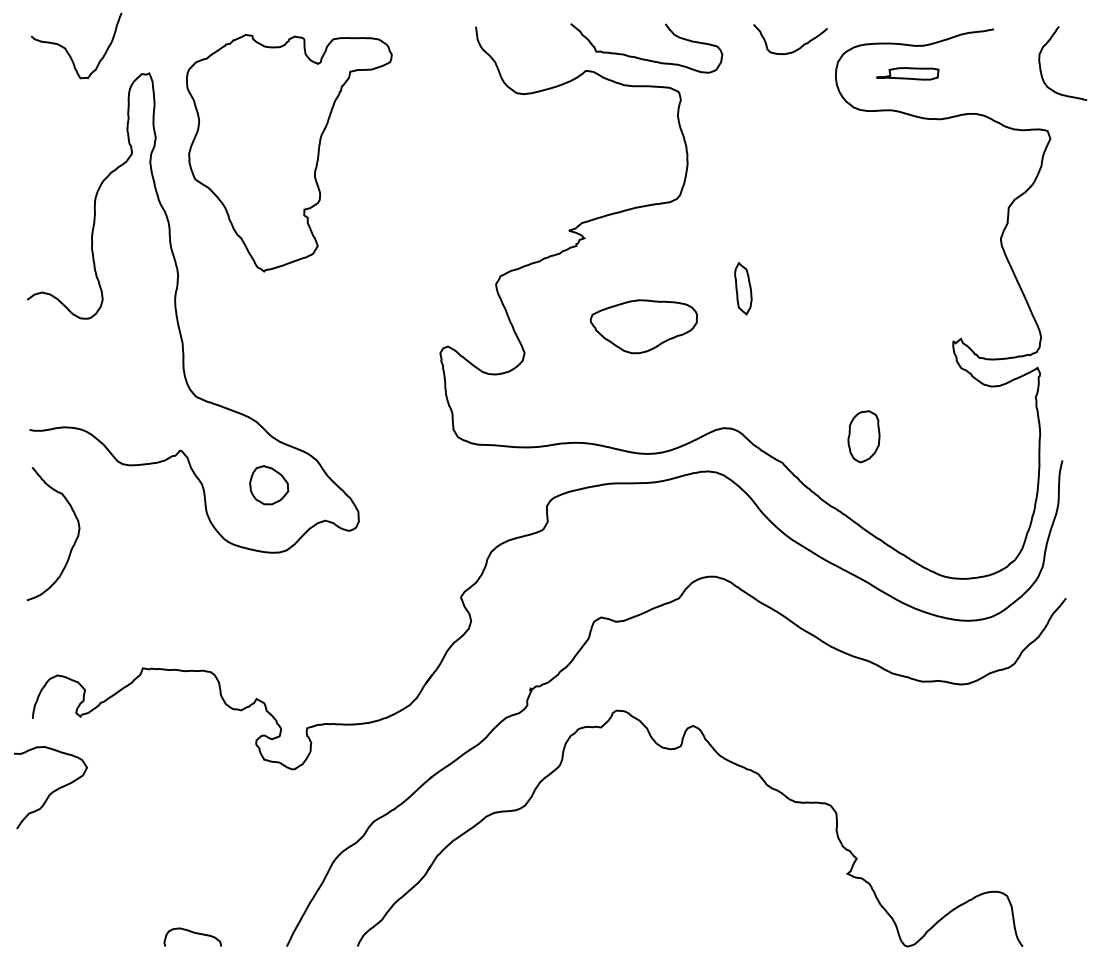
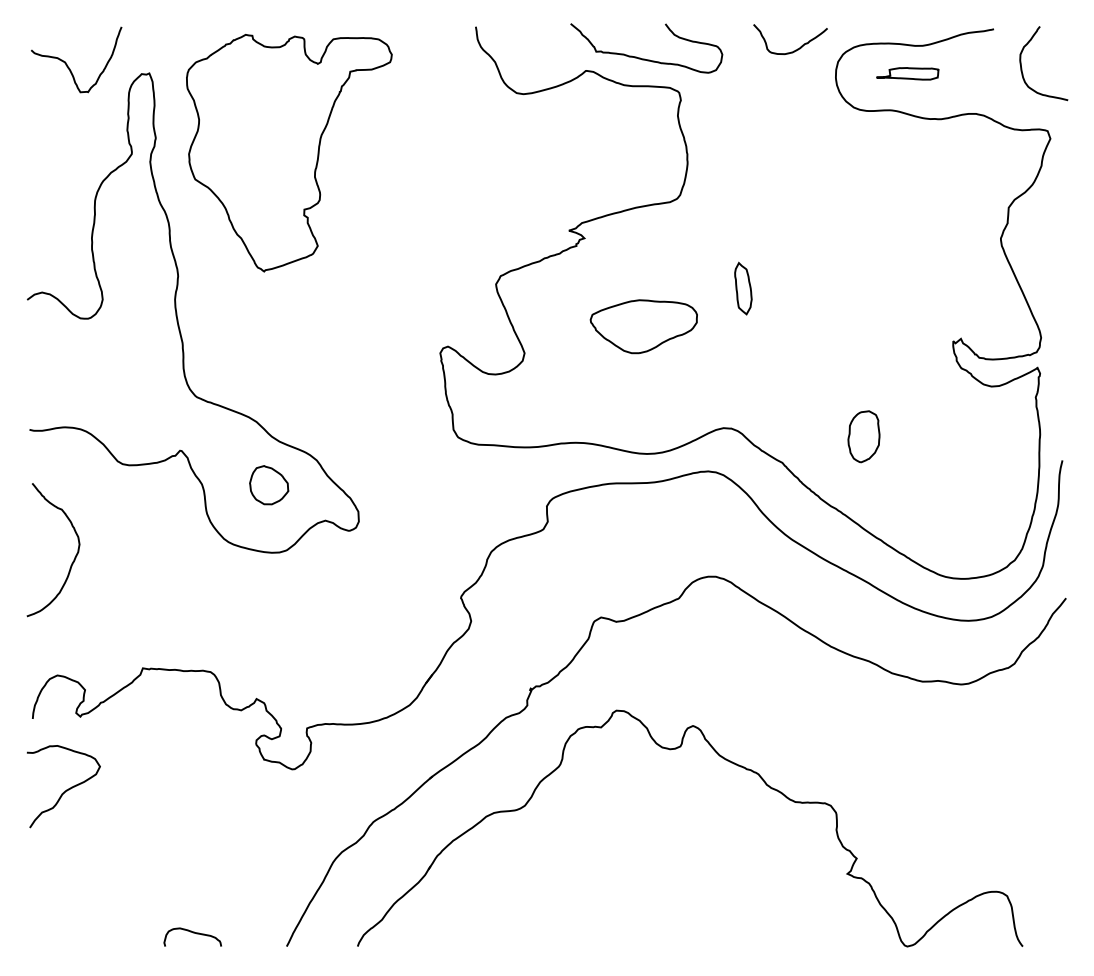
curve position: (67, 50) -> (67, 64) (67, 64)
curve position: (1041, 68) -> (1022, 68) (1022, 68)
curve position: (73, 543) -> (73, 559) (73, 559)
curve position: (53, 790) -> (66, 789) (66, 789)
